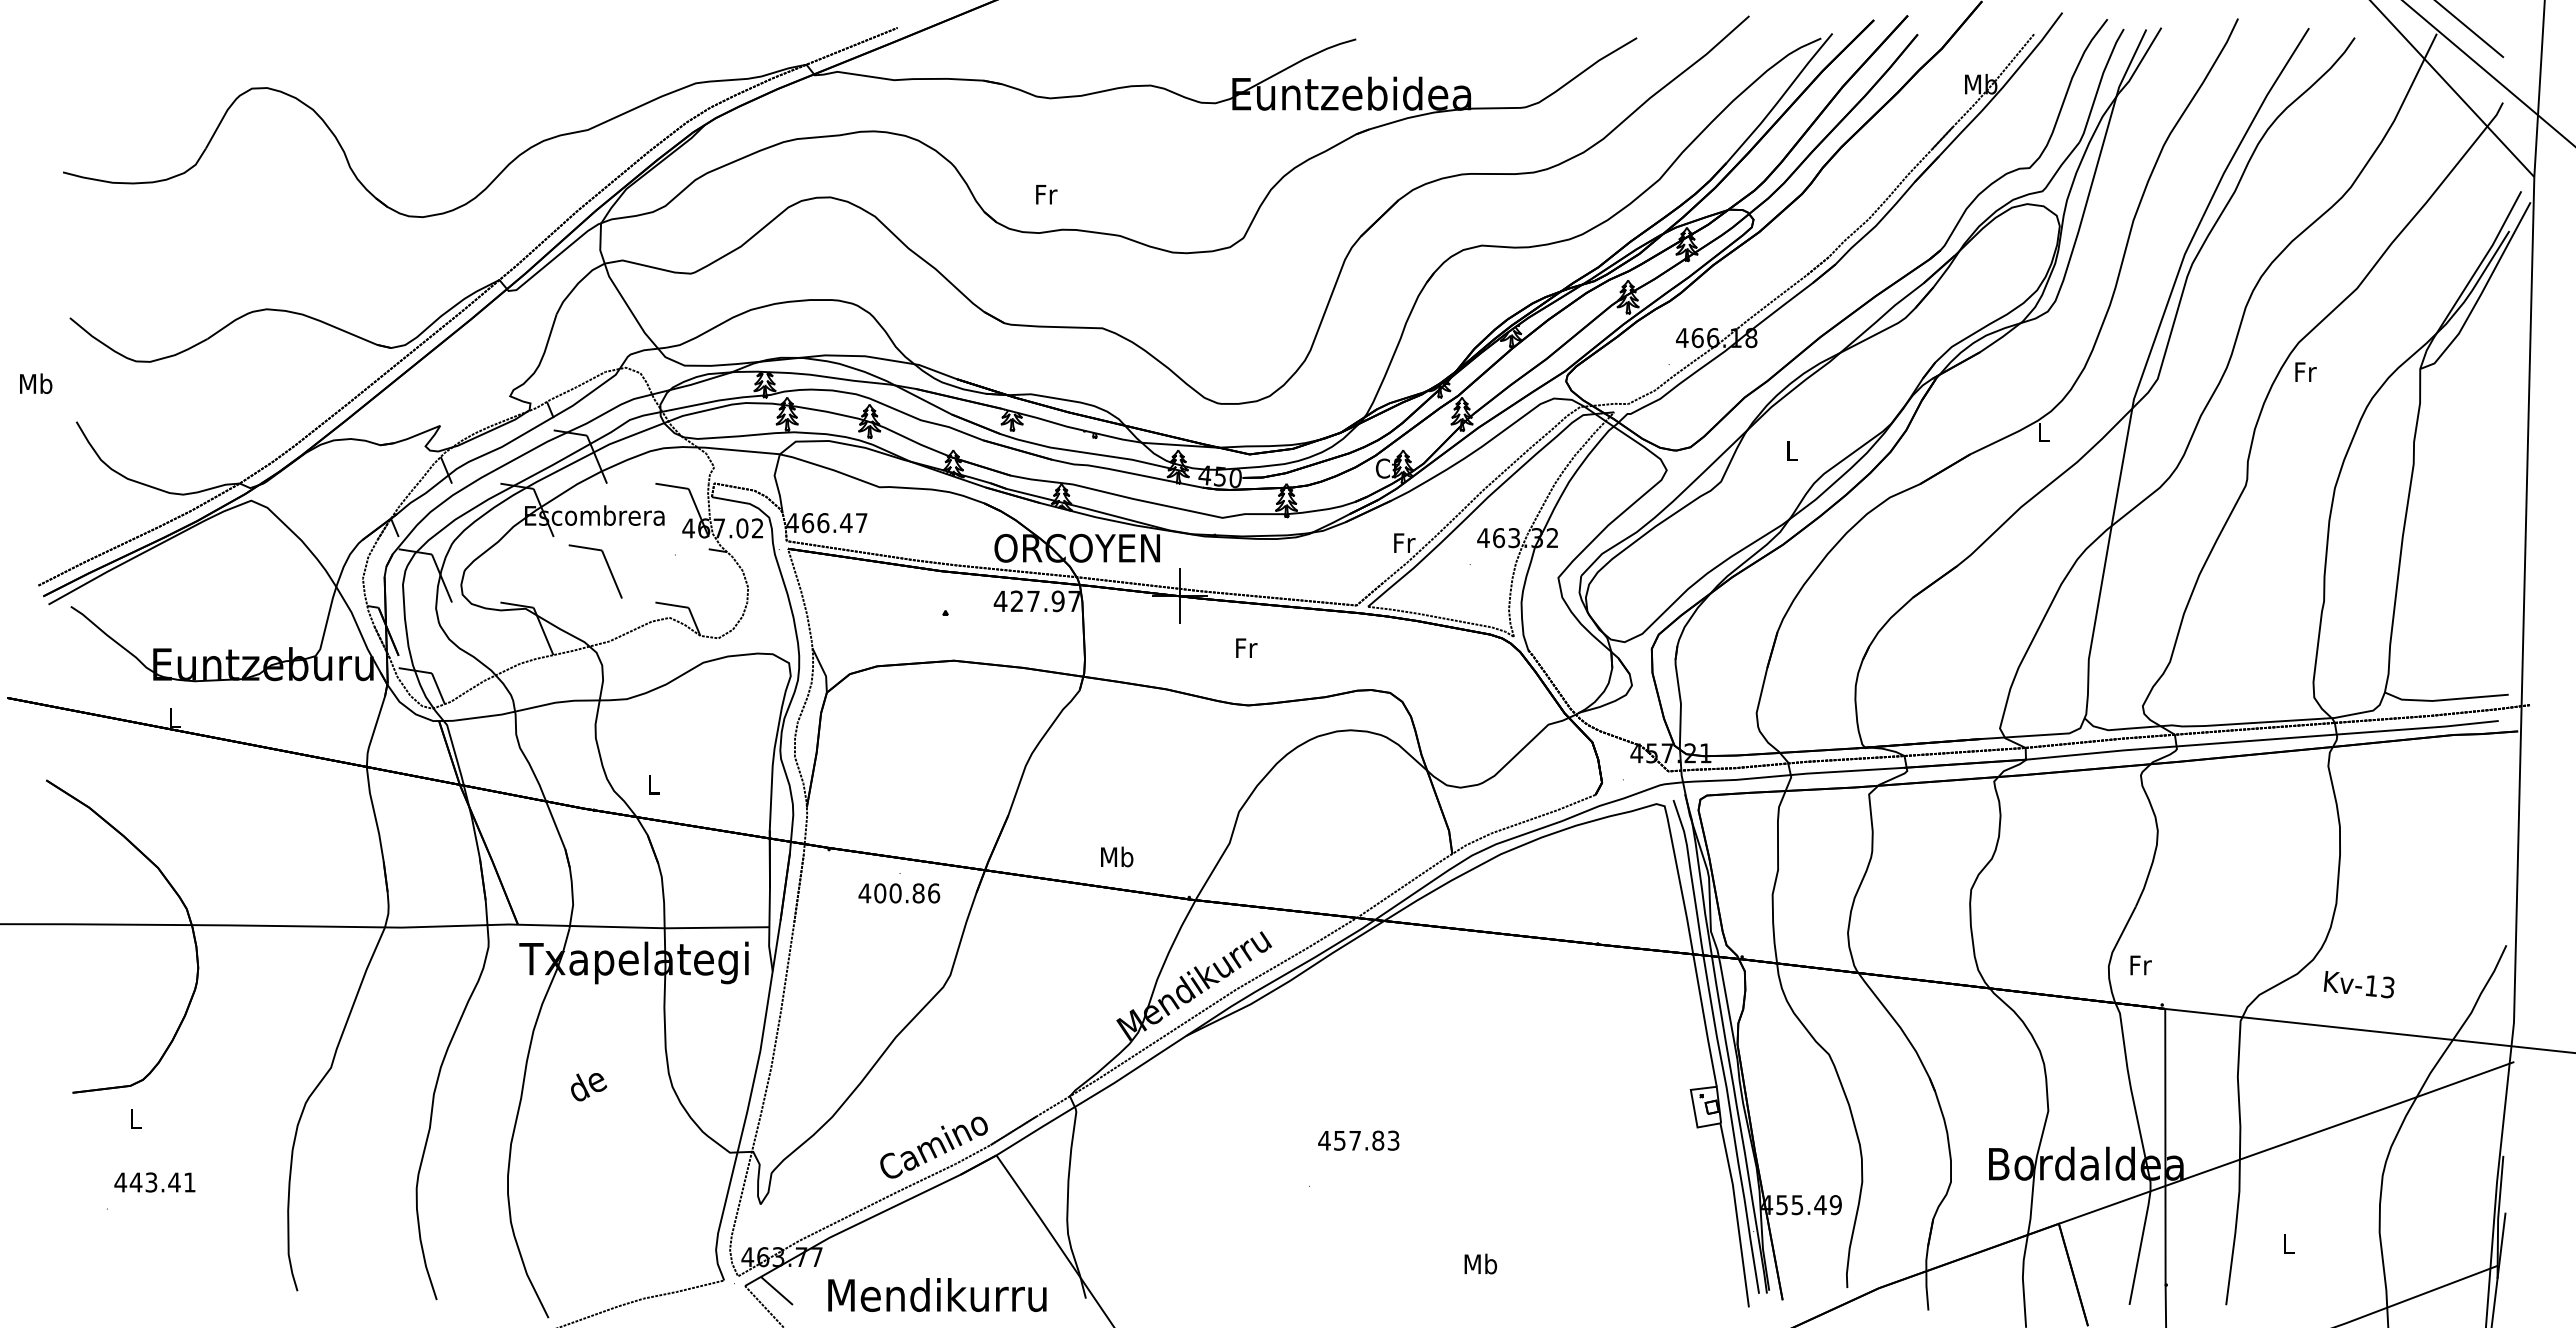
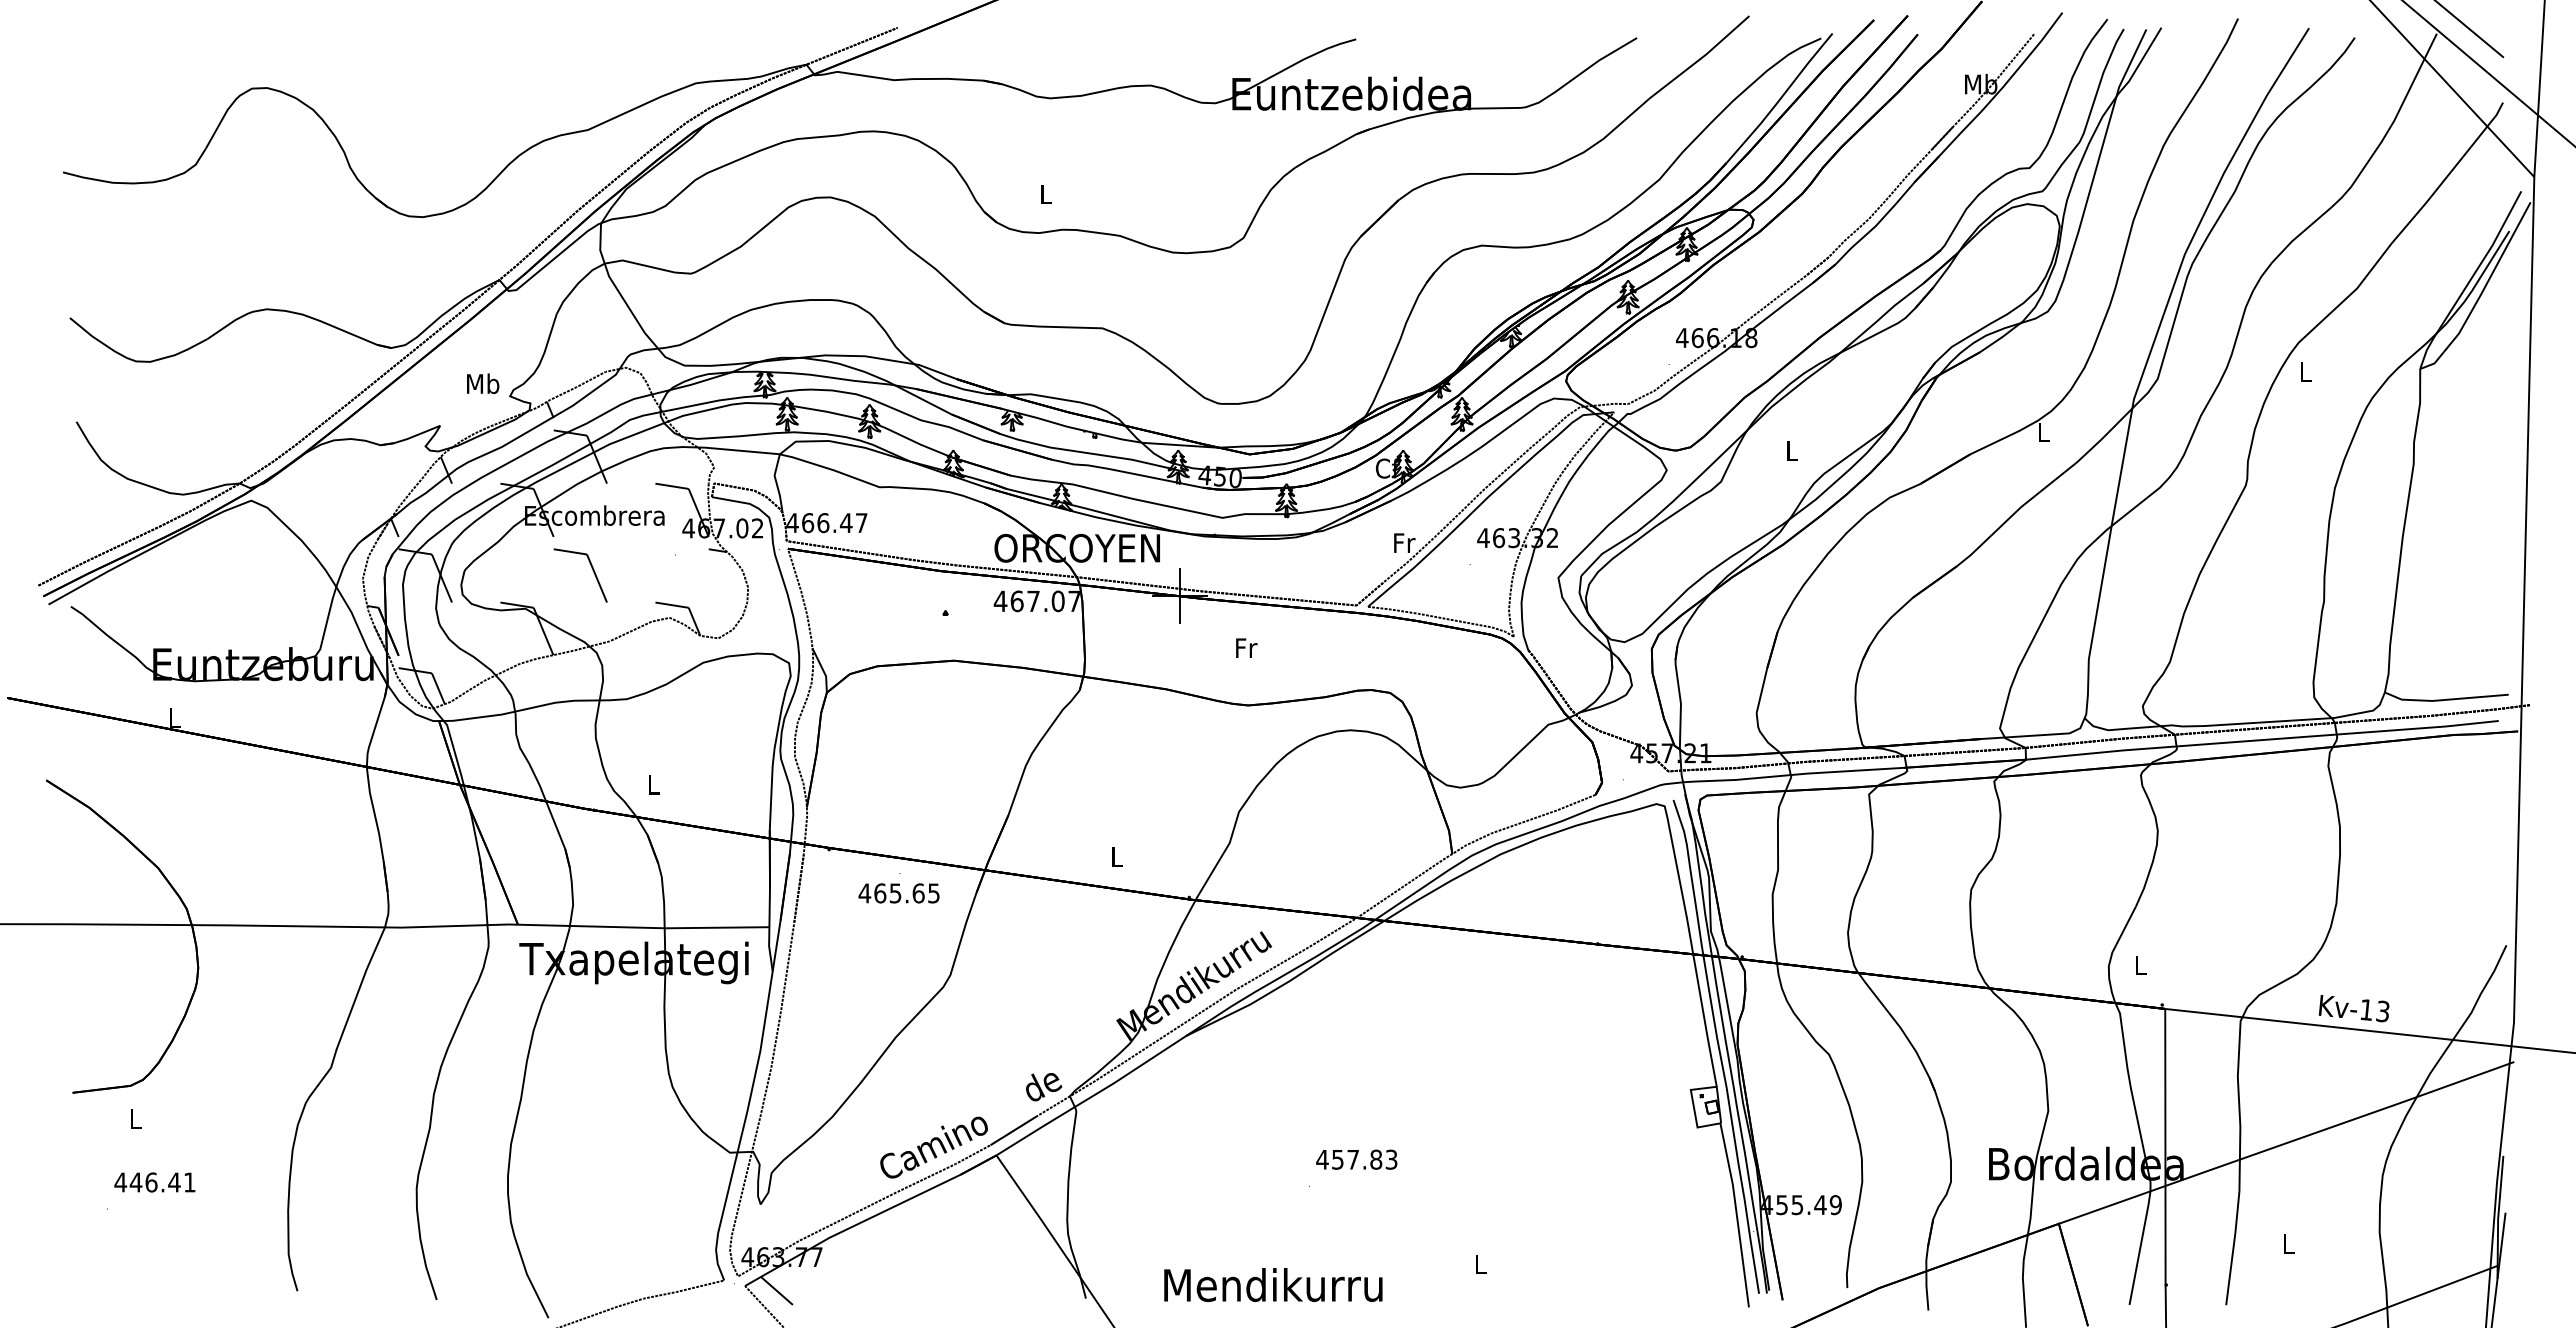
text: Fr -> L (1046, 194)
text: Fr -> L (2305, 371)
text position: (36, 383) -> (483, 383) (483, 383)
part position: (607, 566) -> (592, 570) (592, 570)
text: 427.97 -> 467.07 (1037, 601)
text: Mb -> L (1117, 856)
text: 400.86 -> 465.65 (907, 893)
text: Fr -> L (2140, 965)
text position: (2358, 984) -> (2353, 1008) (2353, 1008)
text position: (589, 1087) -> (1044, 1087) (1044, 1087)
text position: (1358, 1140) -> (1356, 1159) (1356, 1159)
text: 443.41 -> 446.41 (151, 1182)
text: Mb -> L (1480, 1263)
text position: (937, 1294) -> (1273, 1284) (1273, 1284)
